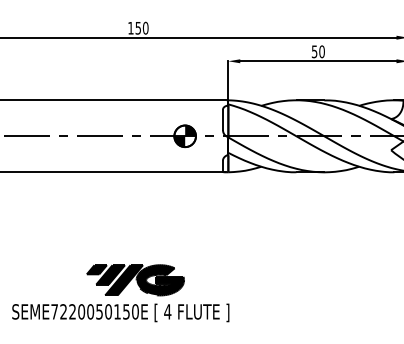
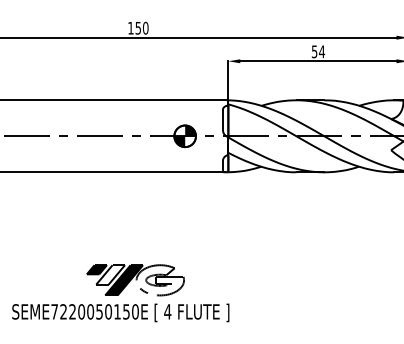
text: 50 -> 54 (322, 51)
fill: present -> none (110, 274)
fill: present -> none (160, 280)
